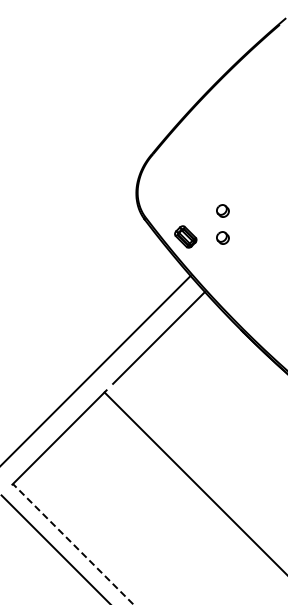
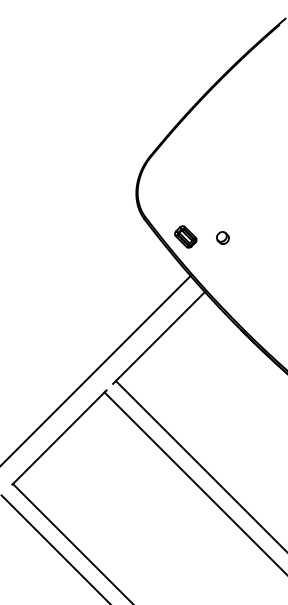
part: present -> none (222, 210)
line: none -> present (199, 465)
line: dashed -> solid (72, 543)
